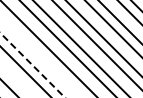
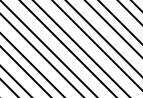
line: none -> present (41, 55)
line: dashed -> solid (32, 65)
line: none -> present (15, 80)
